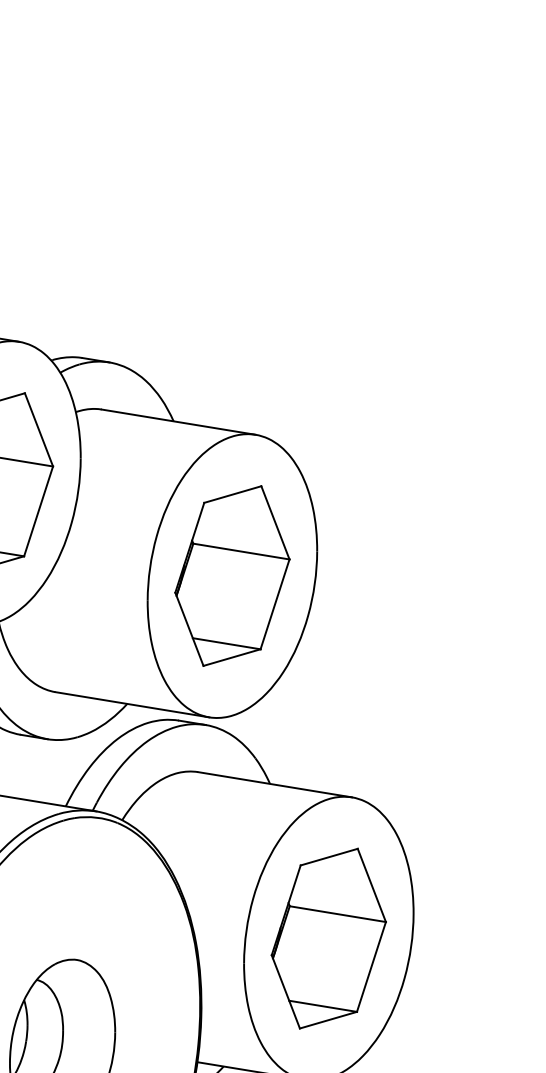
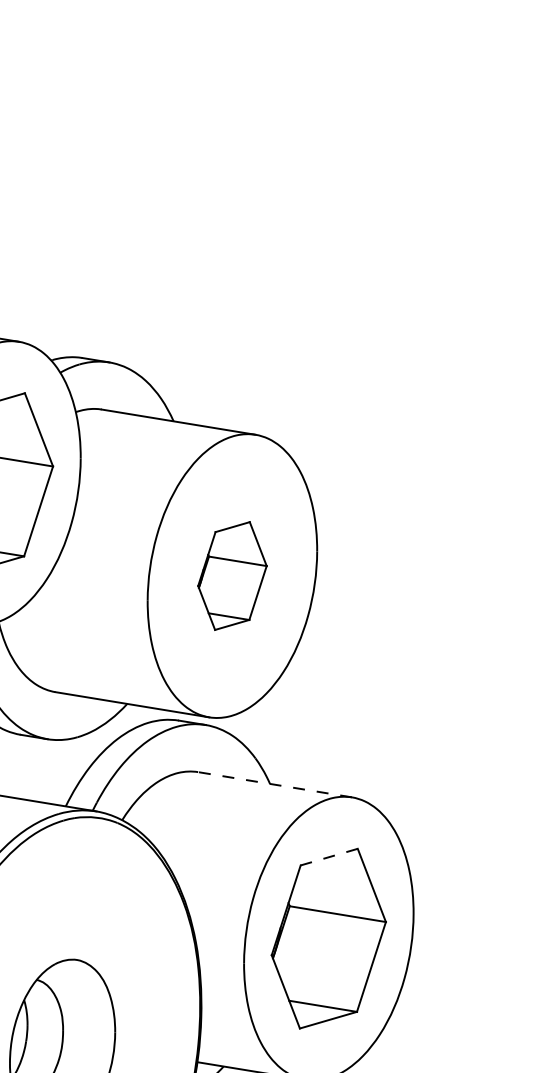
part size: 117x182 px -> 71x110 px (232, 575)
line: solid -> dashed (275, 784)
line: solid -> dashed (329, 857)
